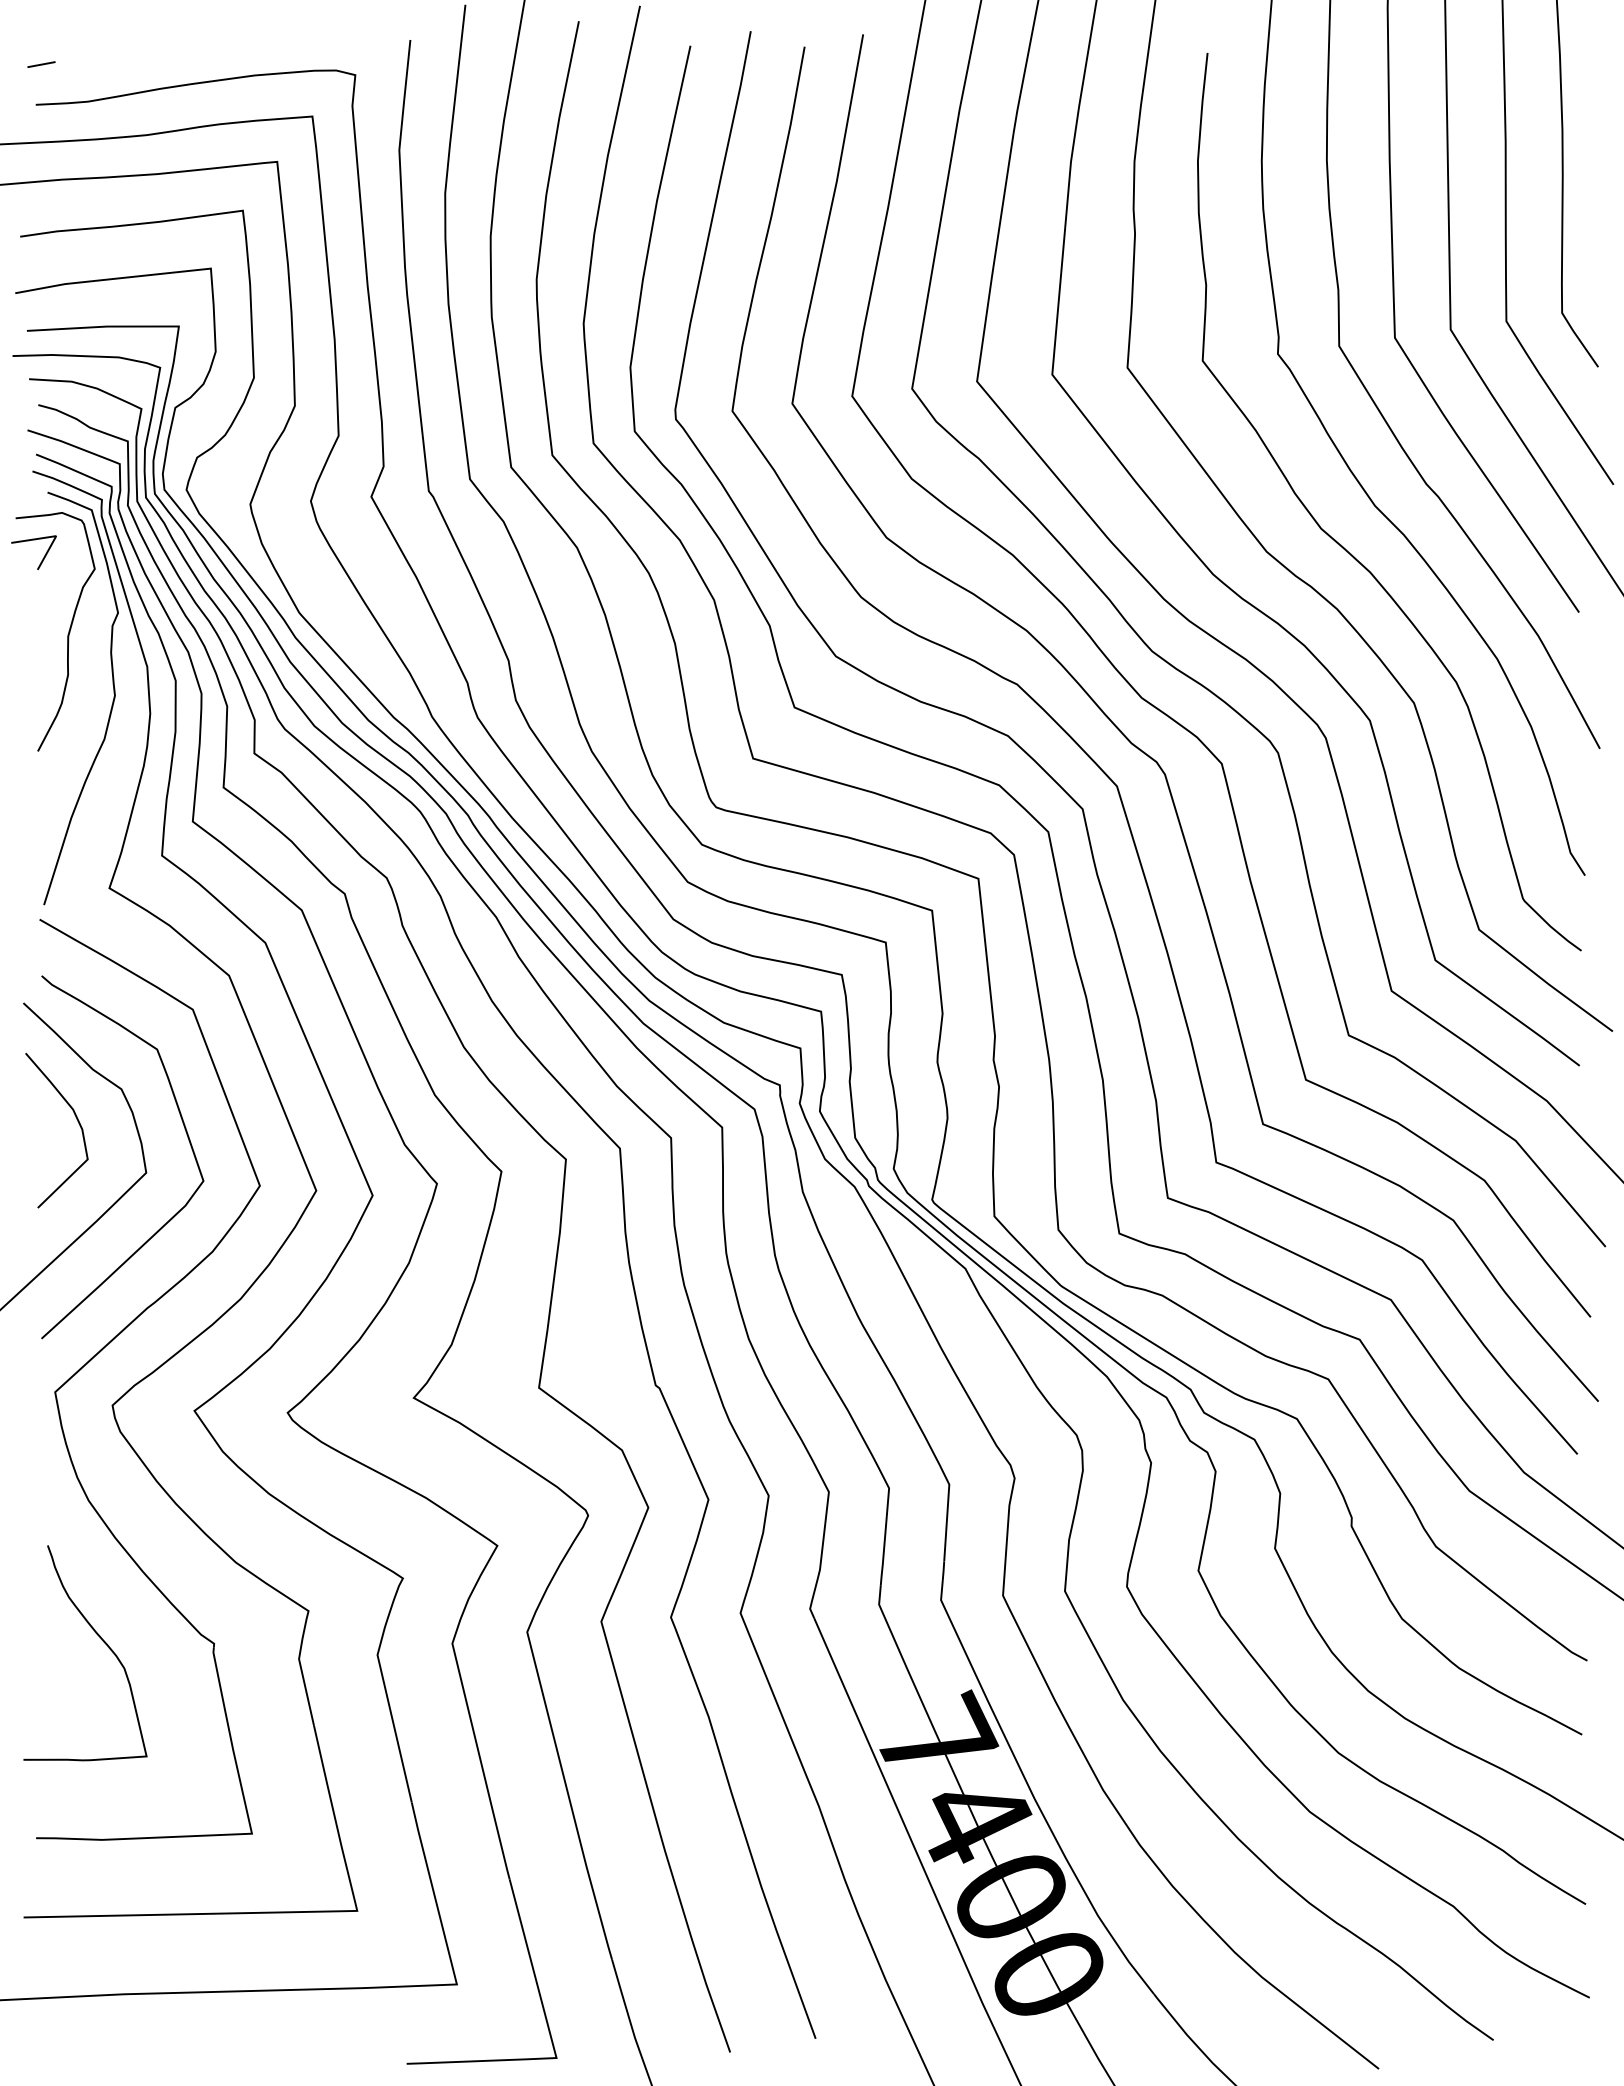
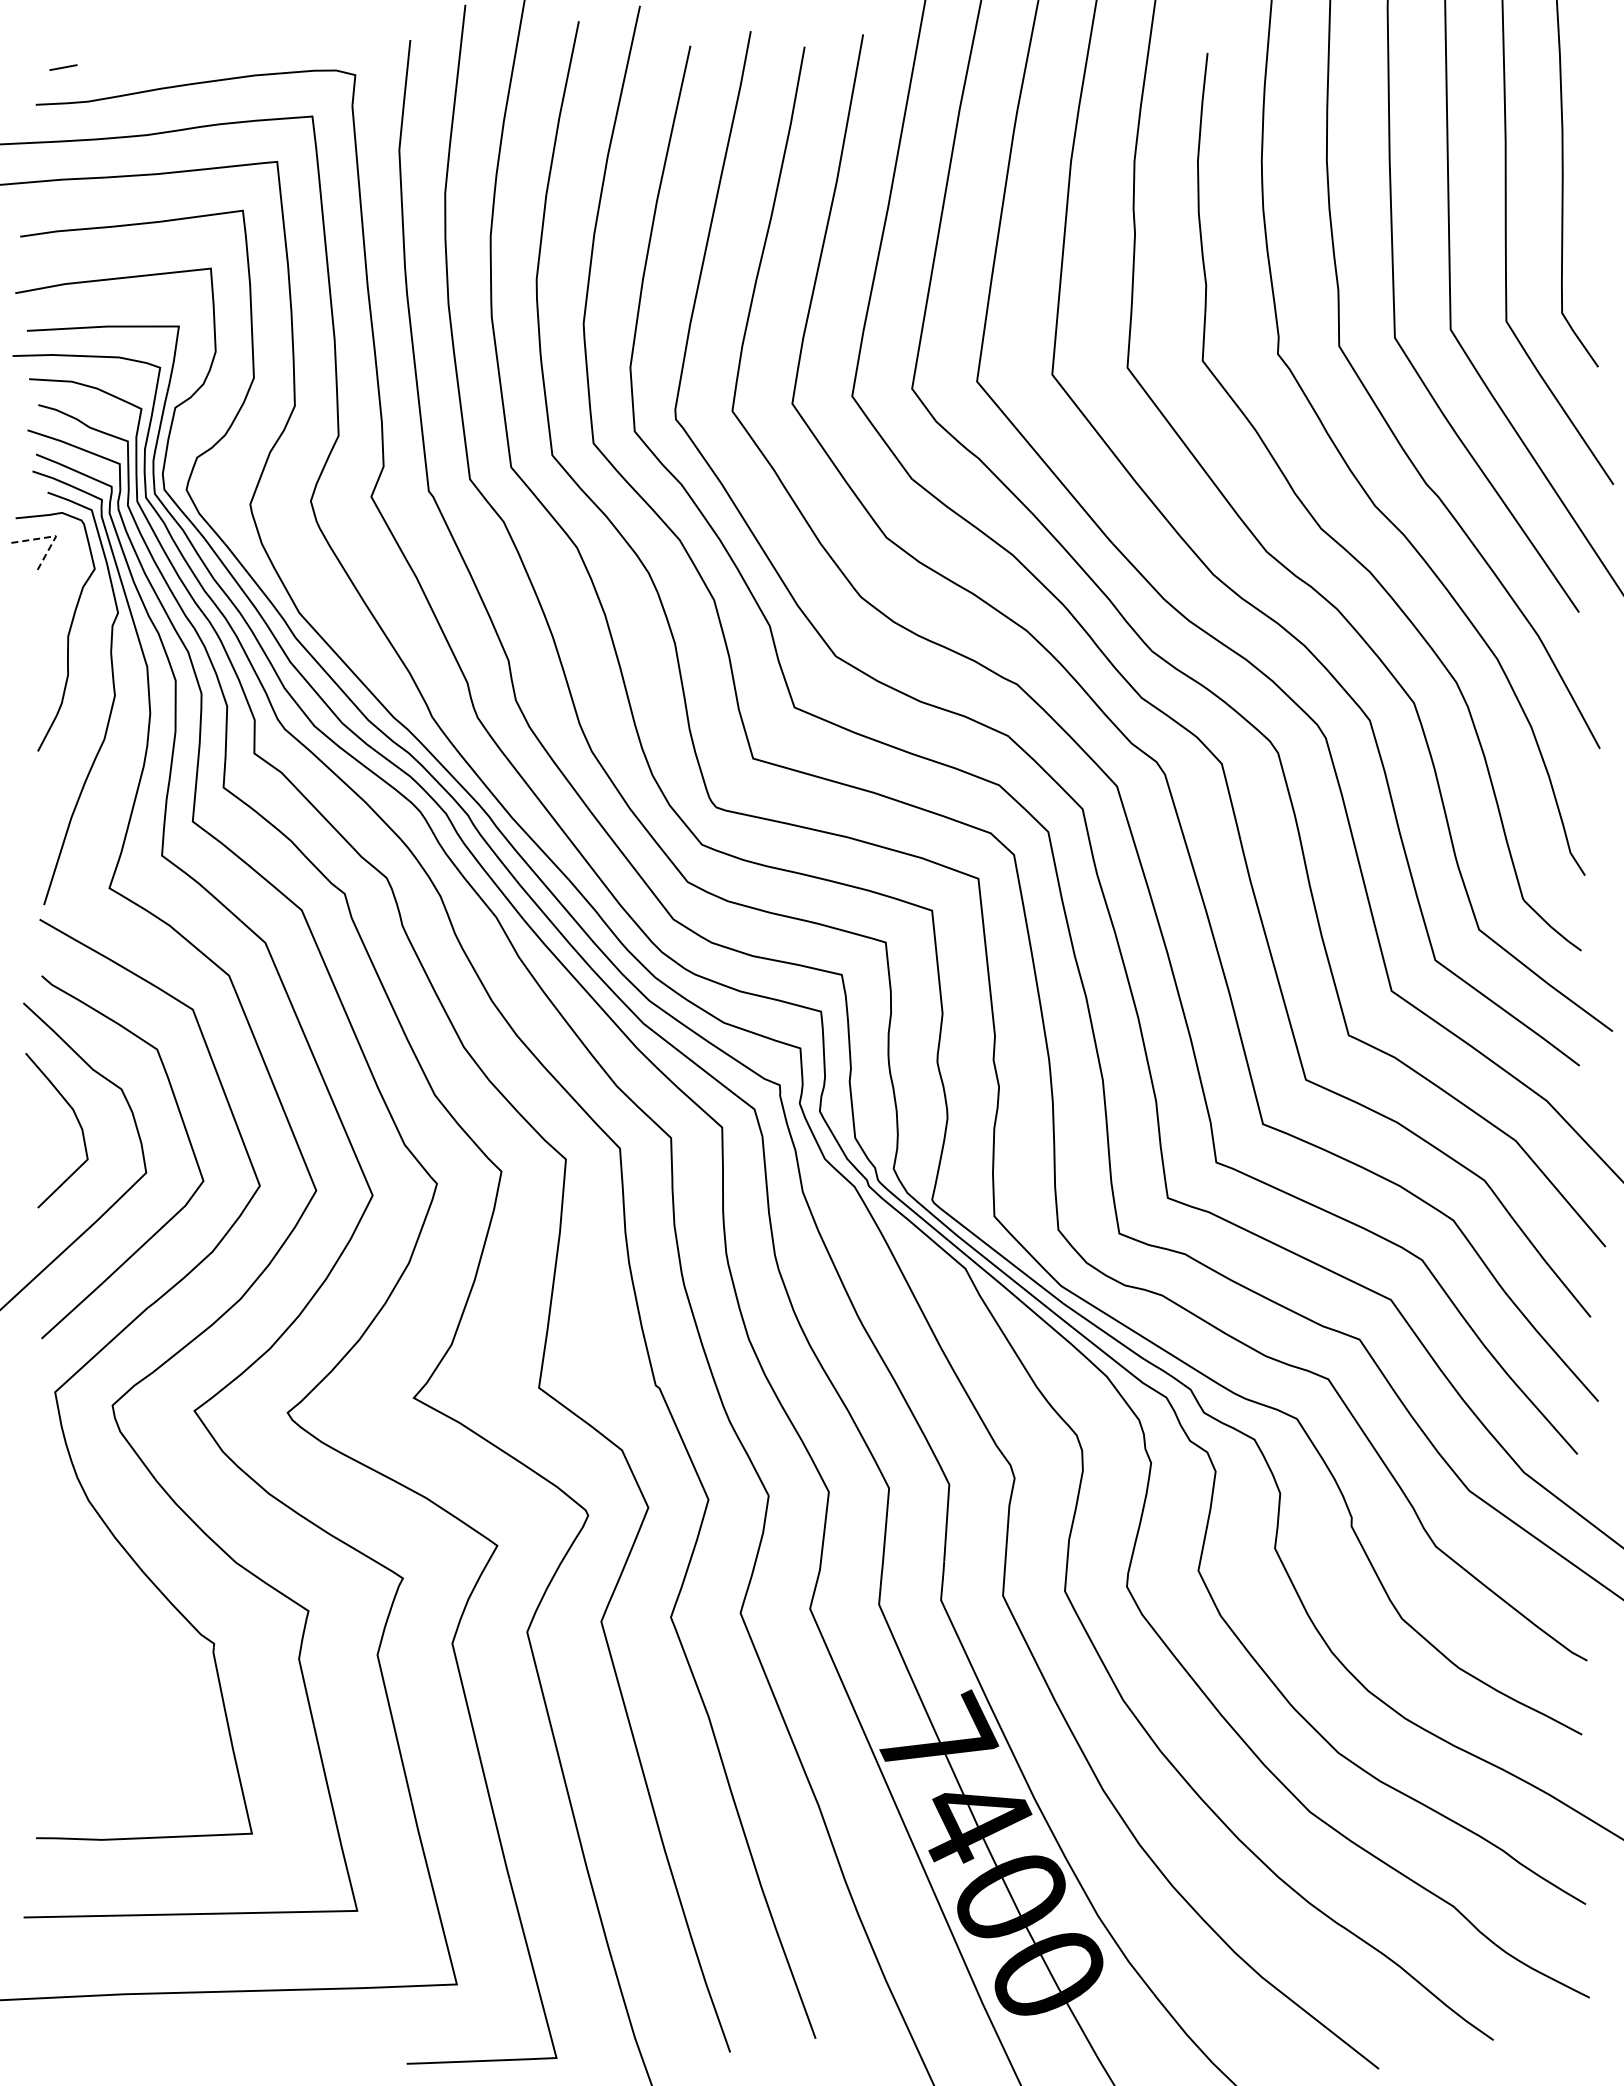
line position: (41, 64) -> (63, 67) (63, 67)
line: solid -> dashed (53, 536)
curve: present -> none (101, 1640)
